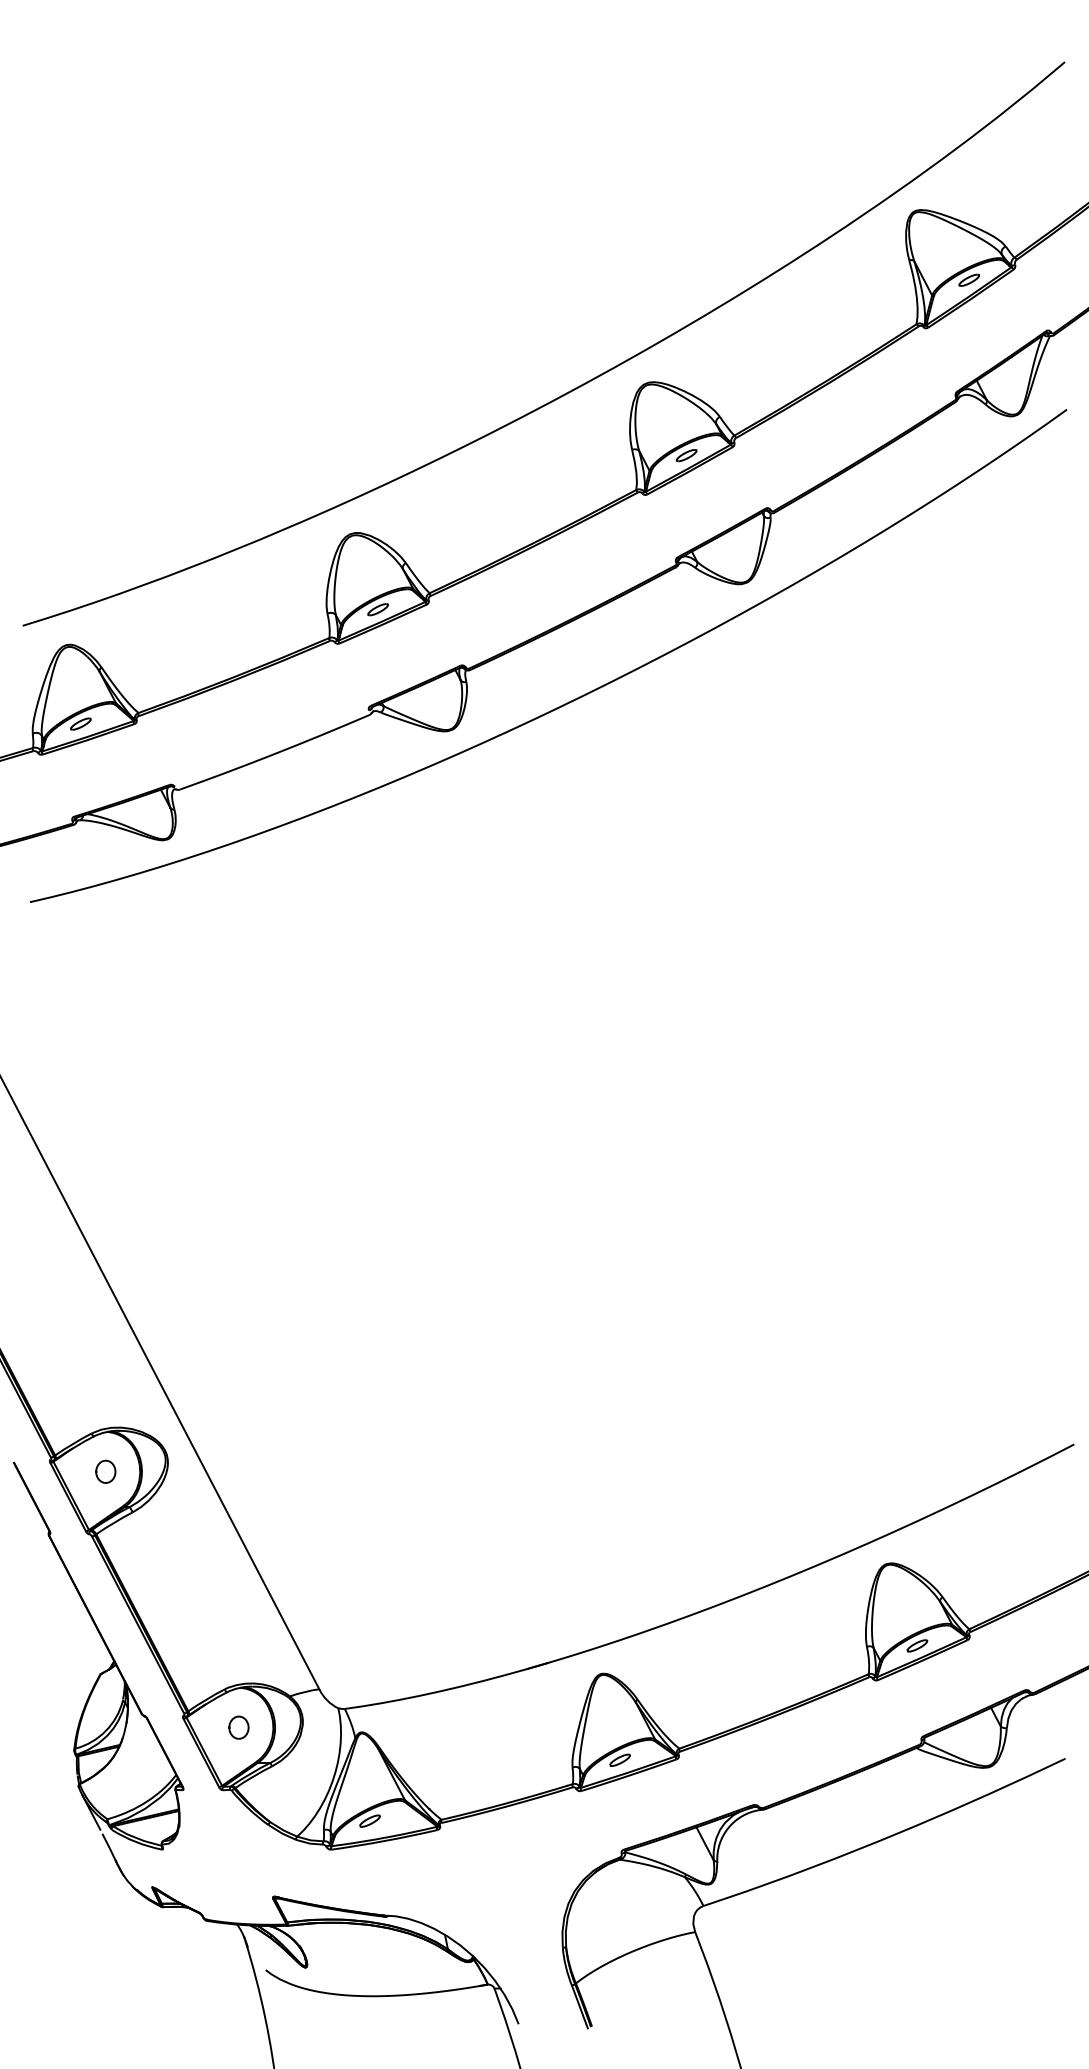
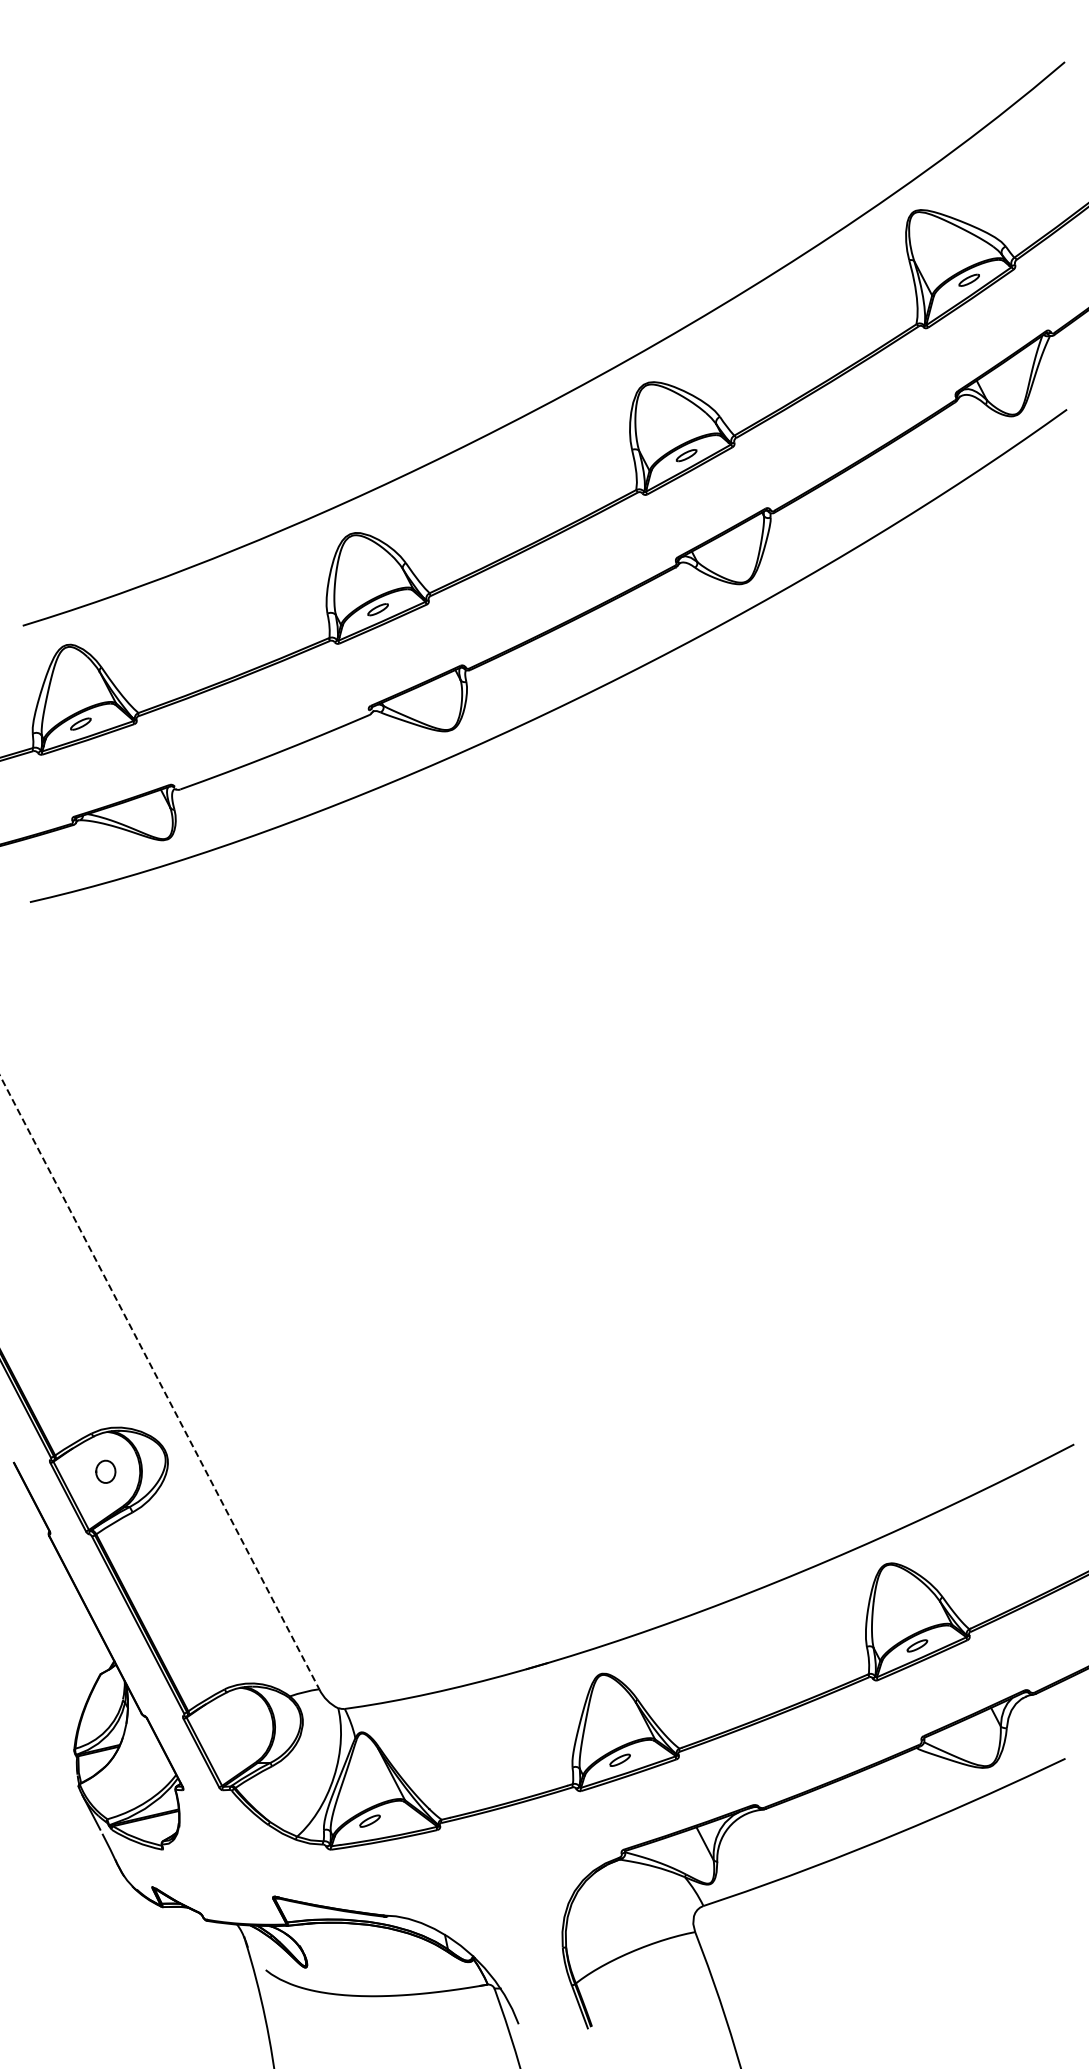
line: solid -> dashed (159, 1382)
part: present -> none (238, 1727)
